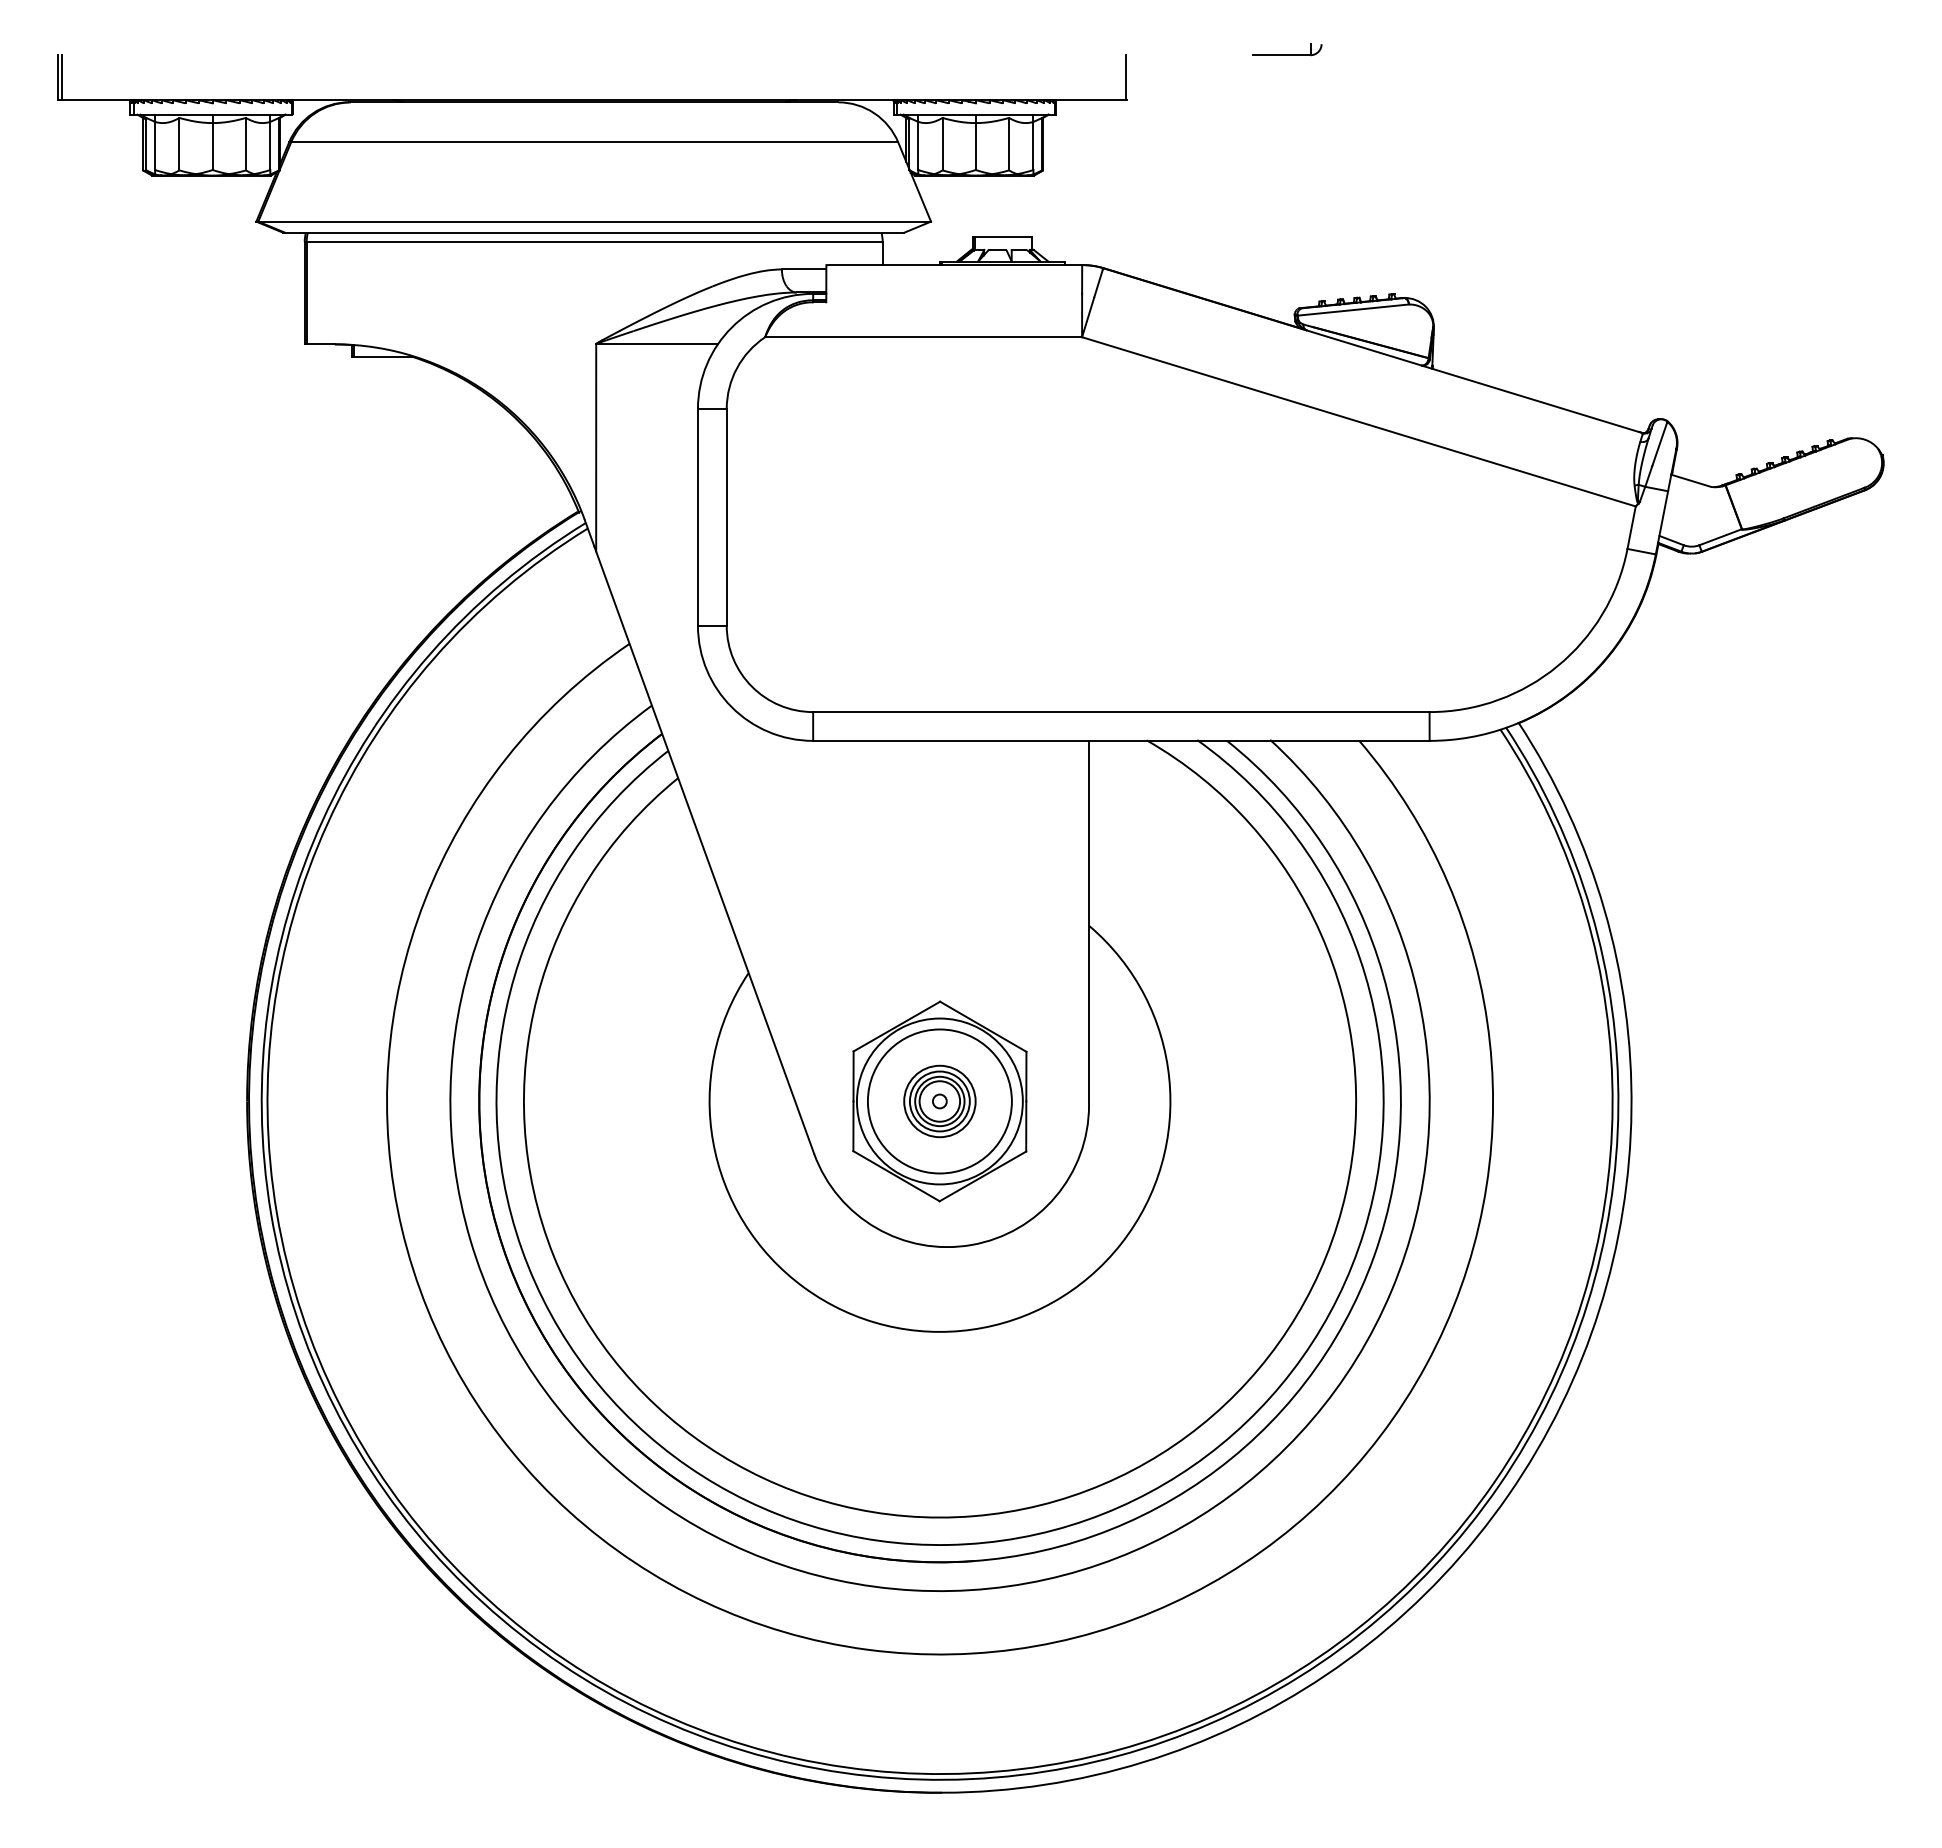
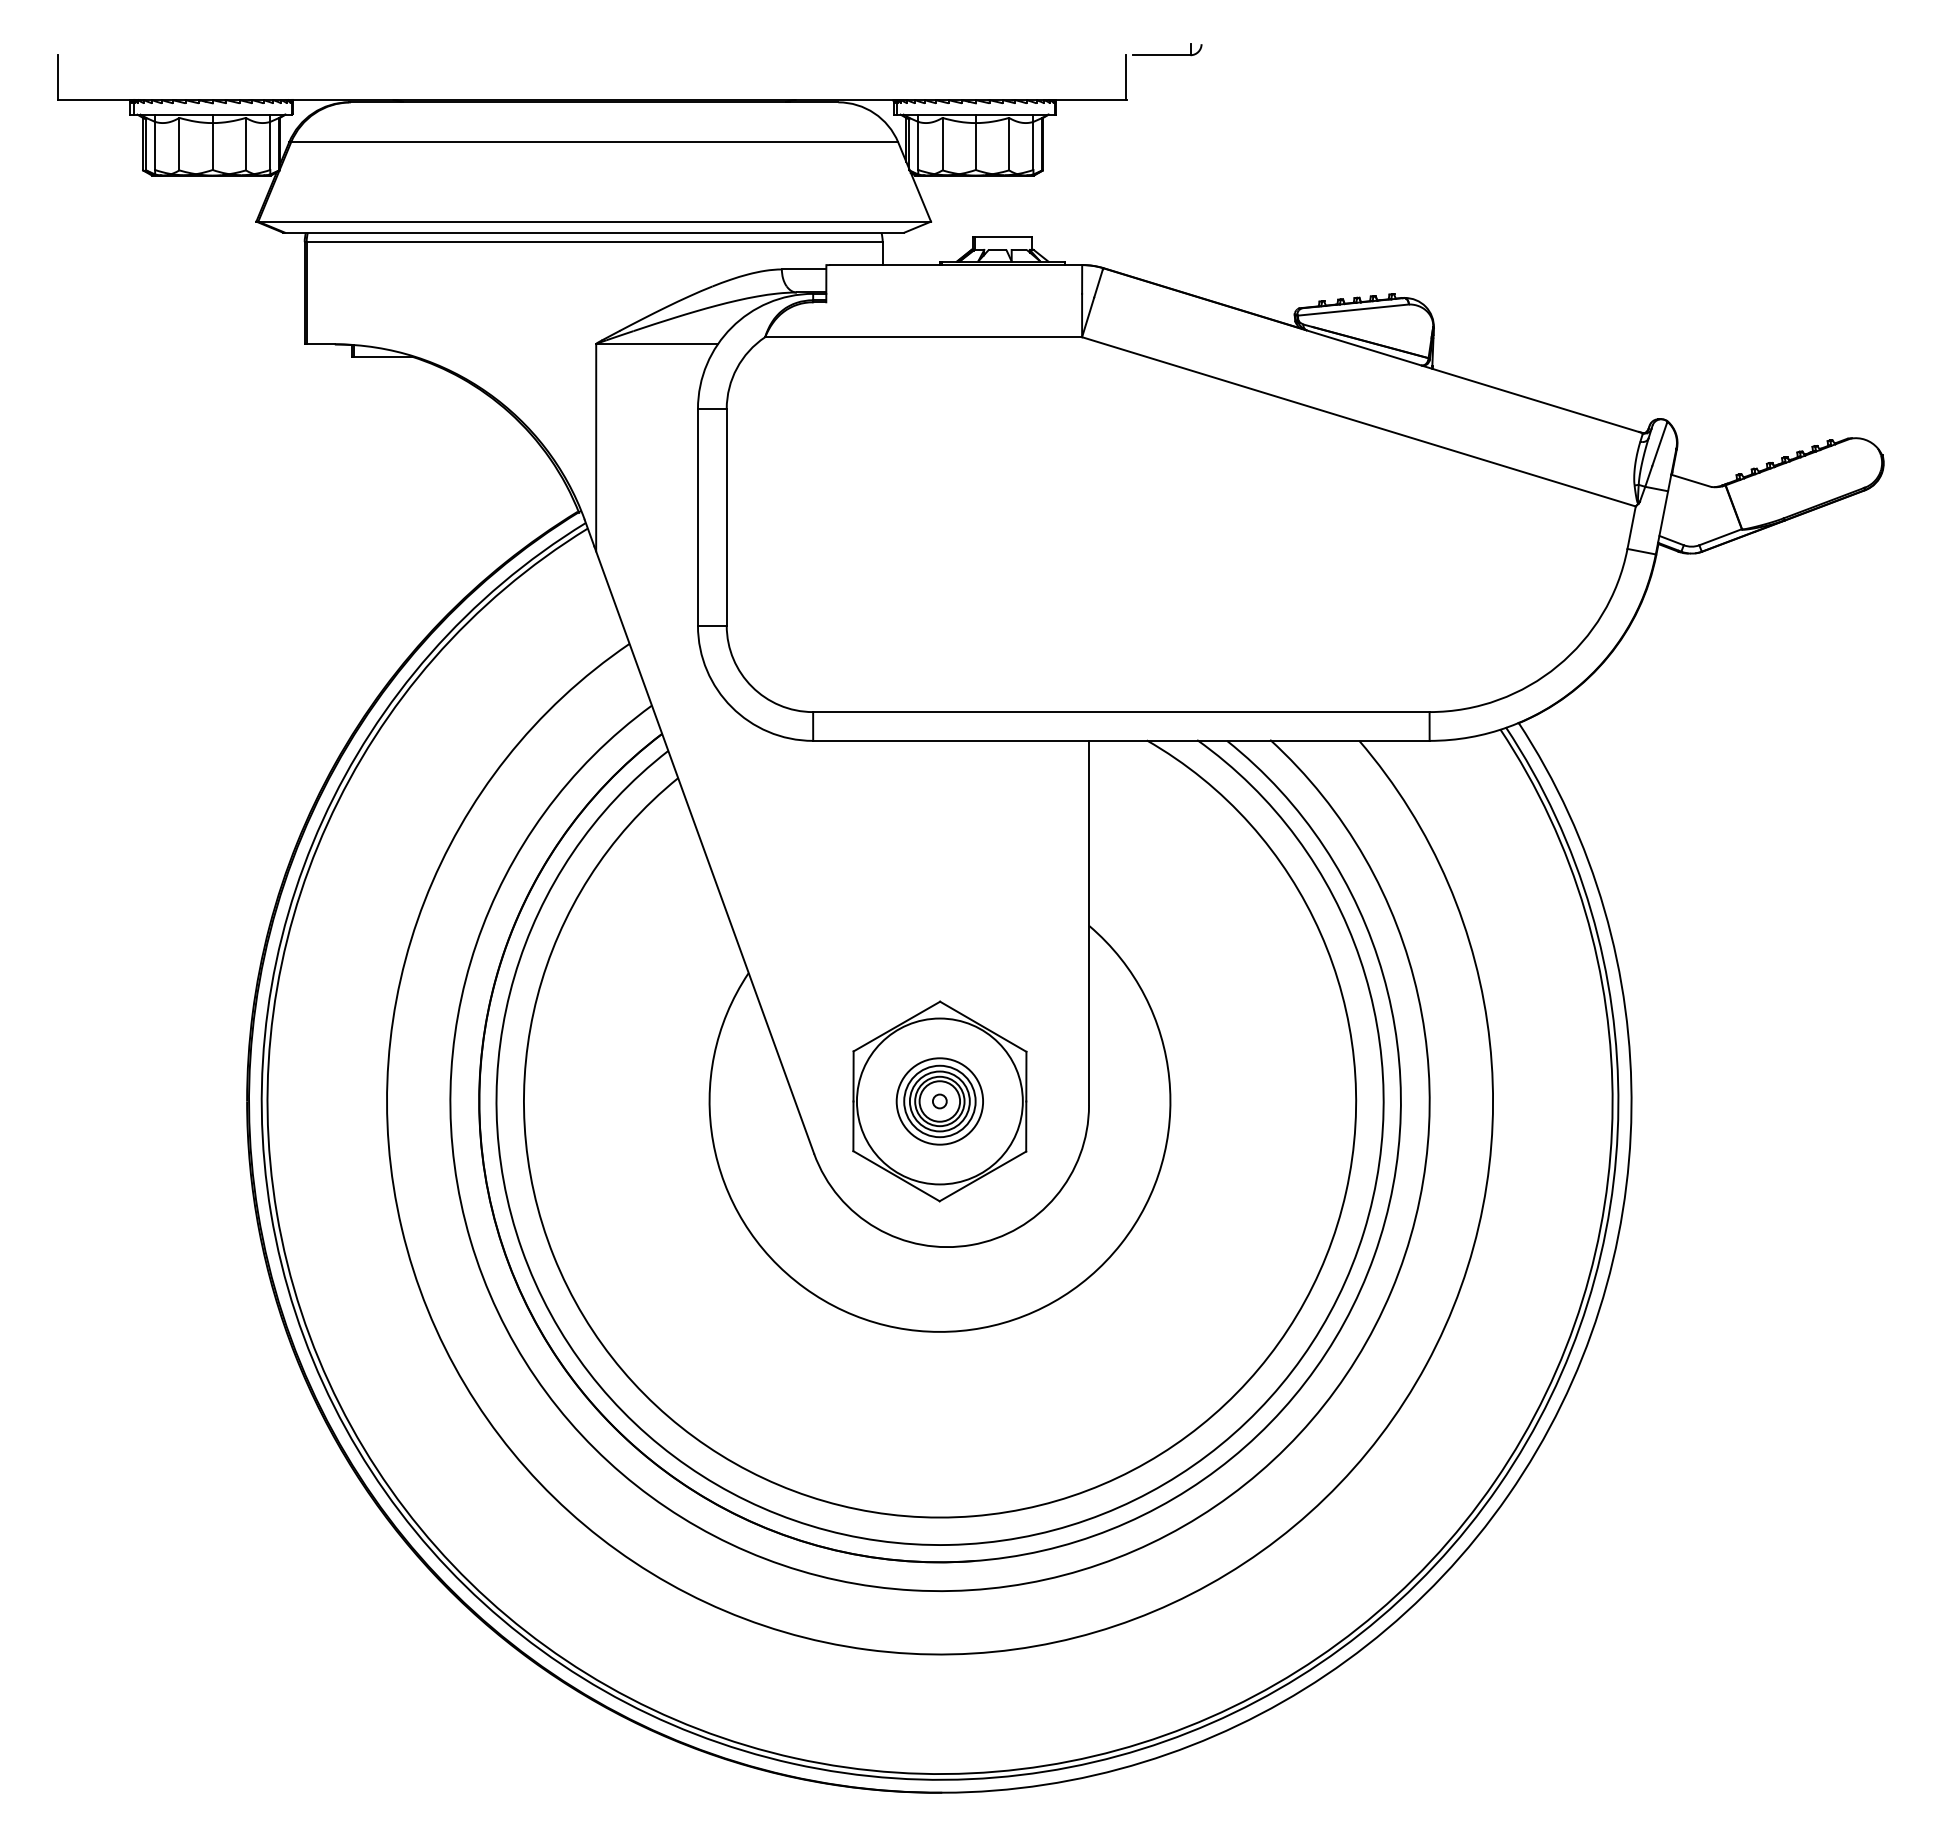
part position: (1287, 49) -> (1167, 49) (1167, 49)
line: present -> none (61, 77)
circle diameter: 144 px -> 86 px (939, 1101)
